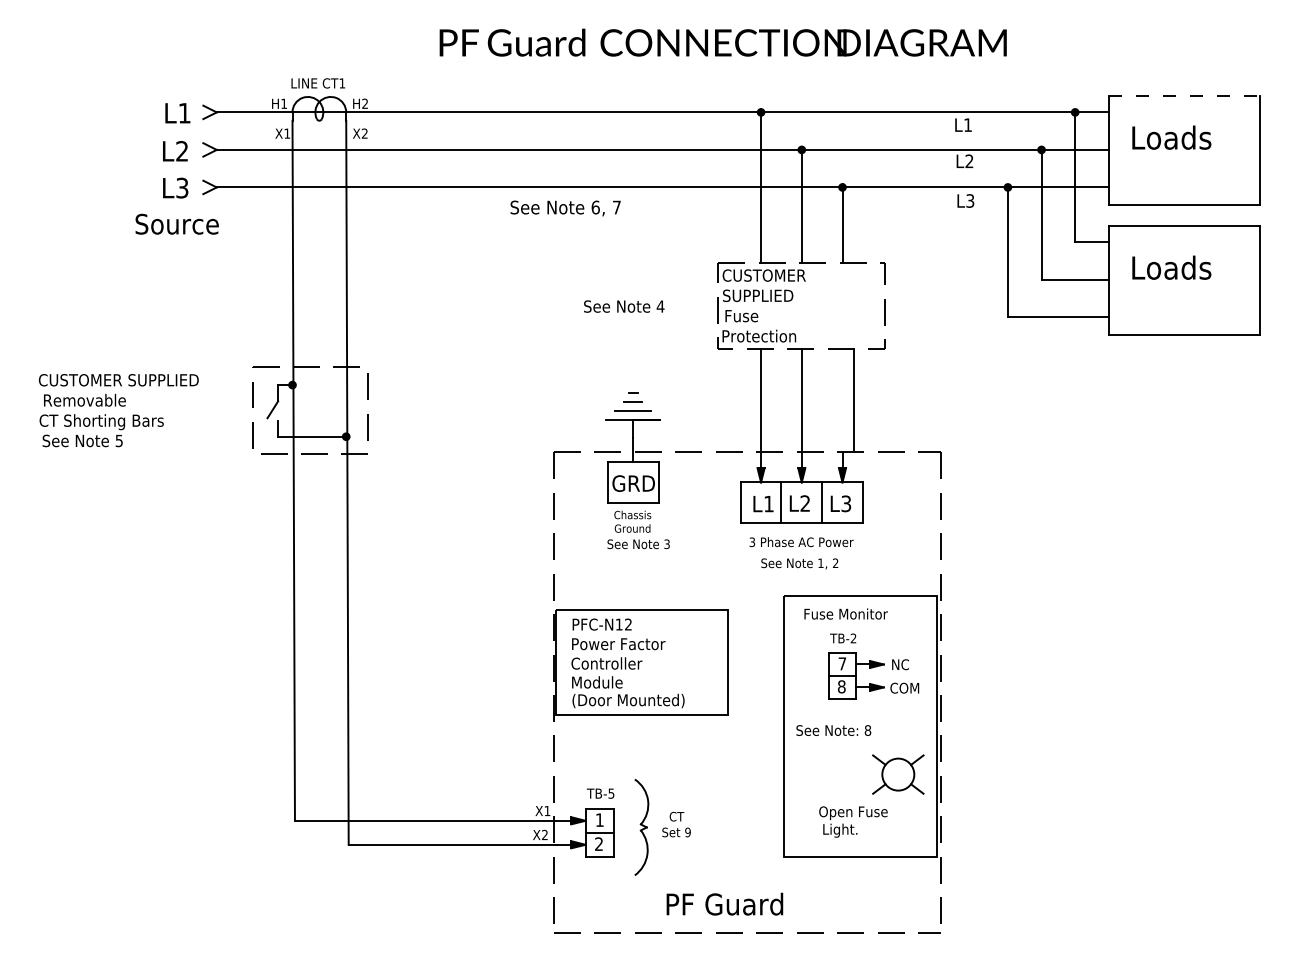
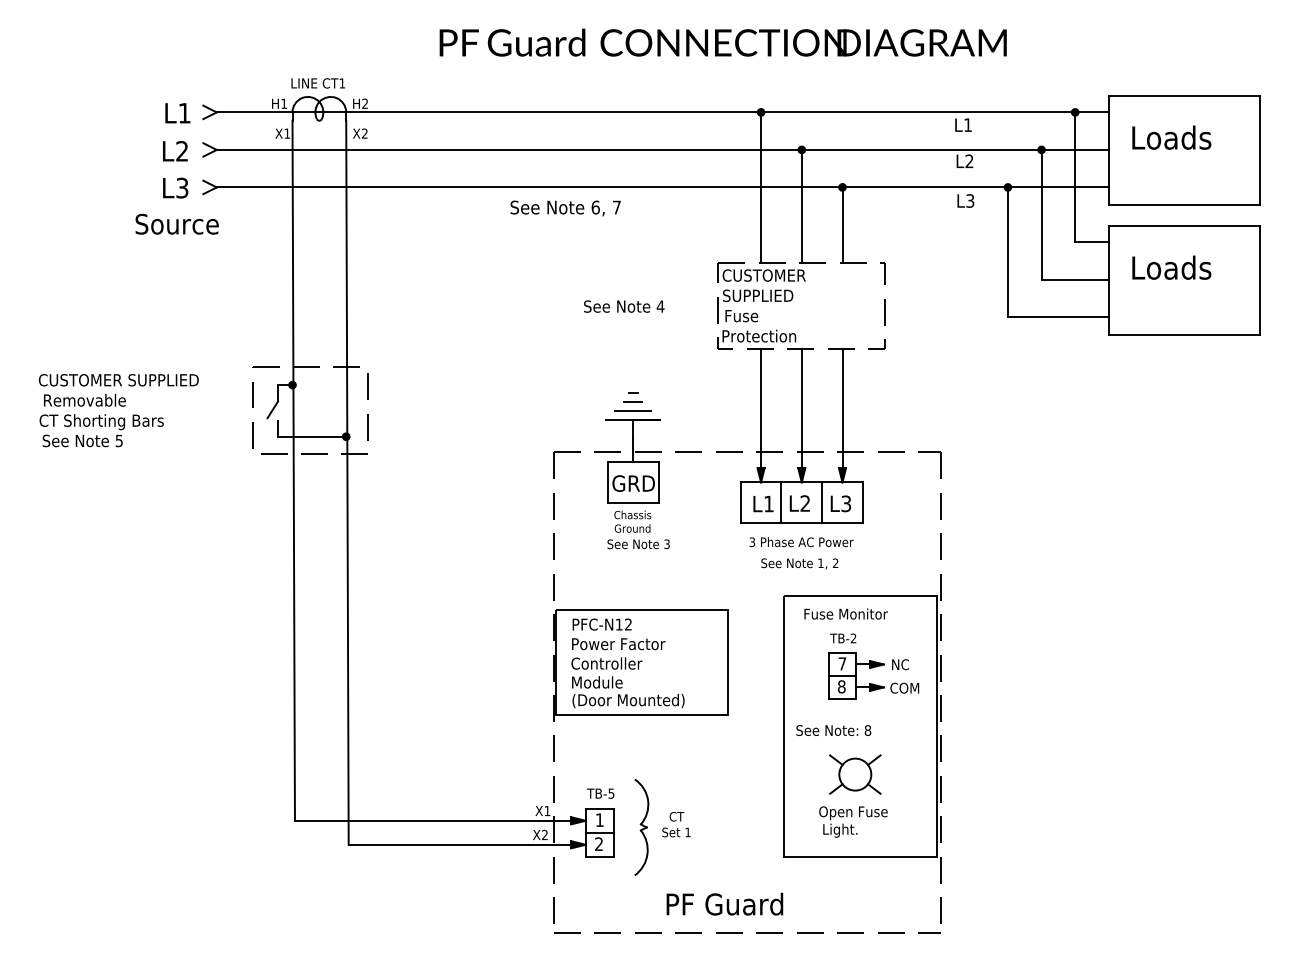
line: dashed -> solid (1184, 96)
line position: (853, 399) -> (842, 399) (842, 399)
part position: (898, 774) -> (855, 774) (855, 774)
text: 9 -> 1 (687, 832)
